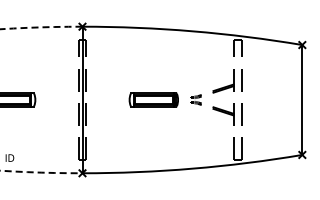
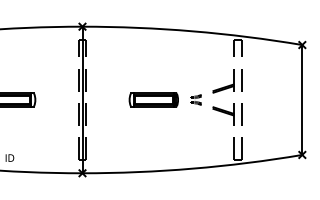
arc: dashed -> solid (41, 27)
arc: dashed -> solid (42, 172)
